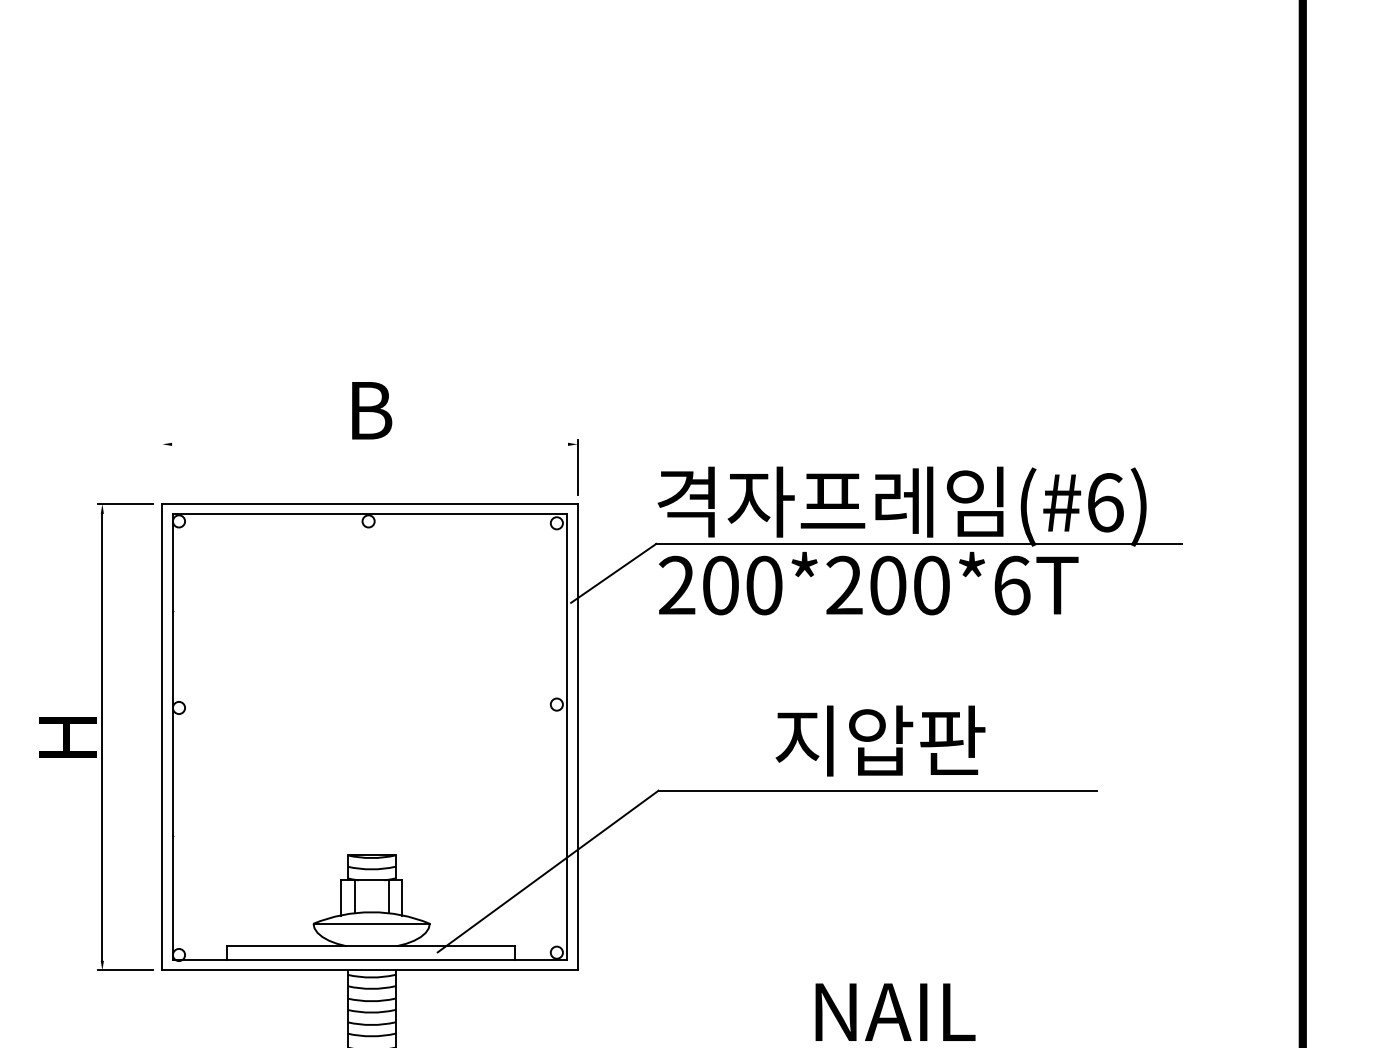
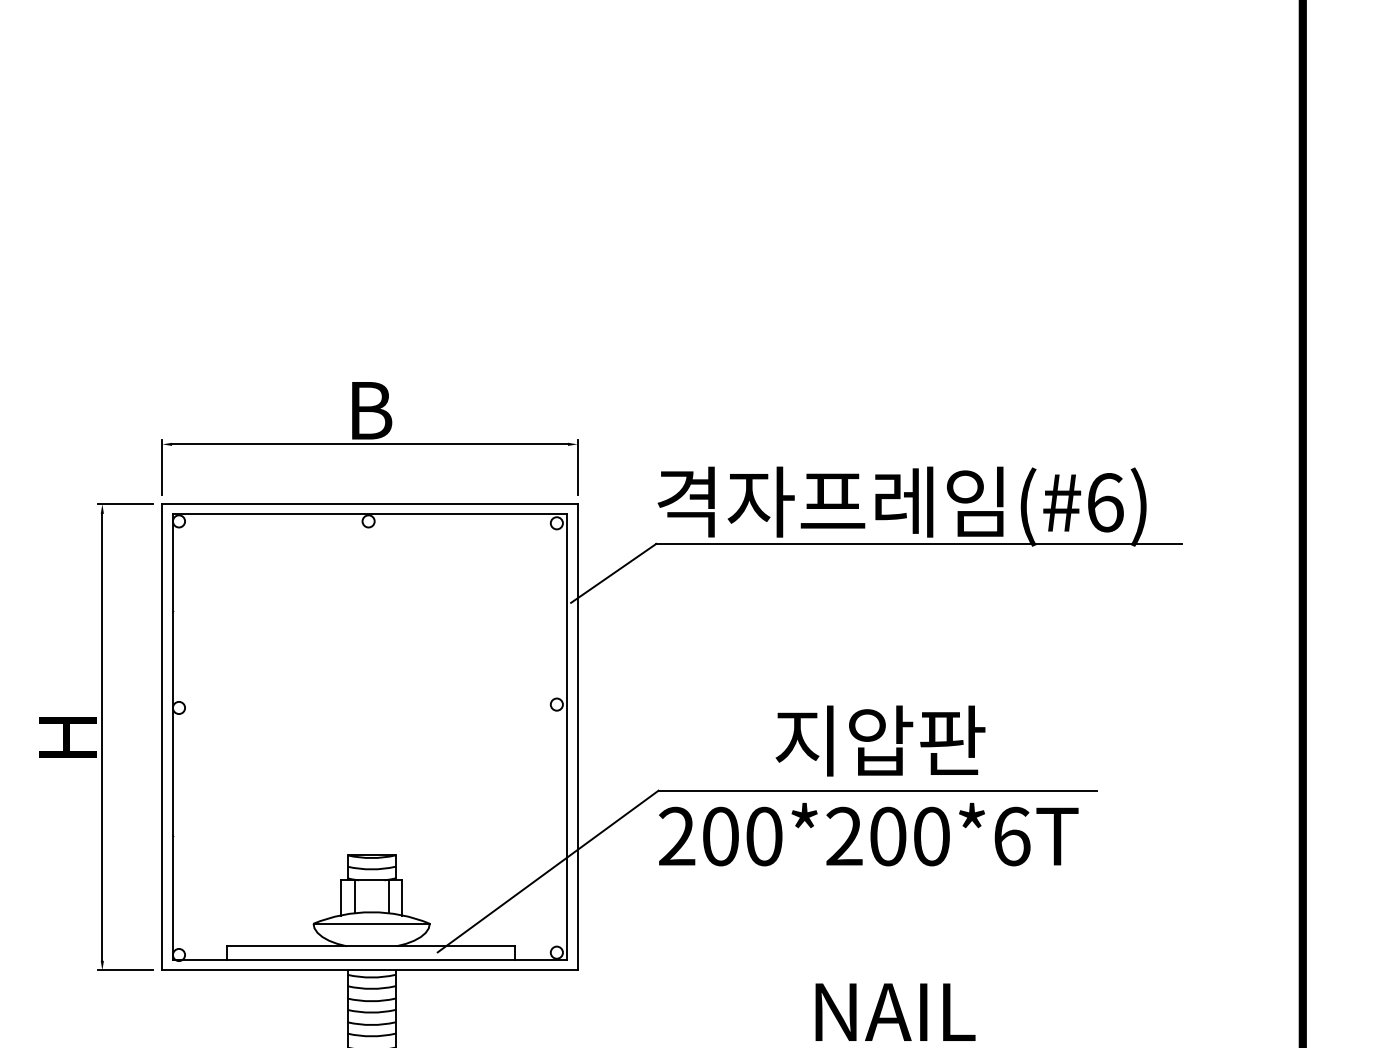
line: none -> present (369, 444)
line: none -> present (162, 466)
text position: (868, 583) -> (868, 834) (868, 834)
